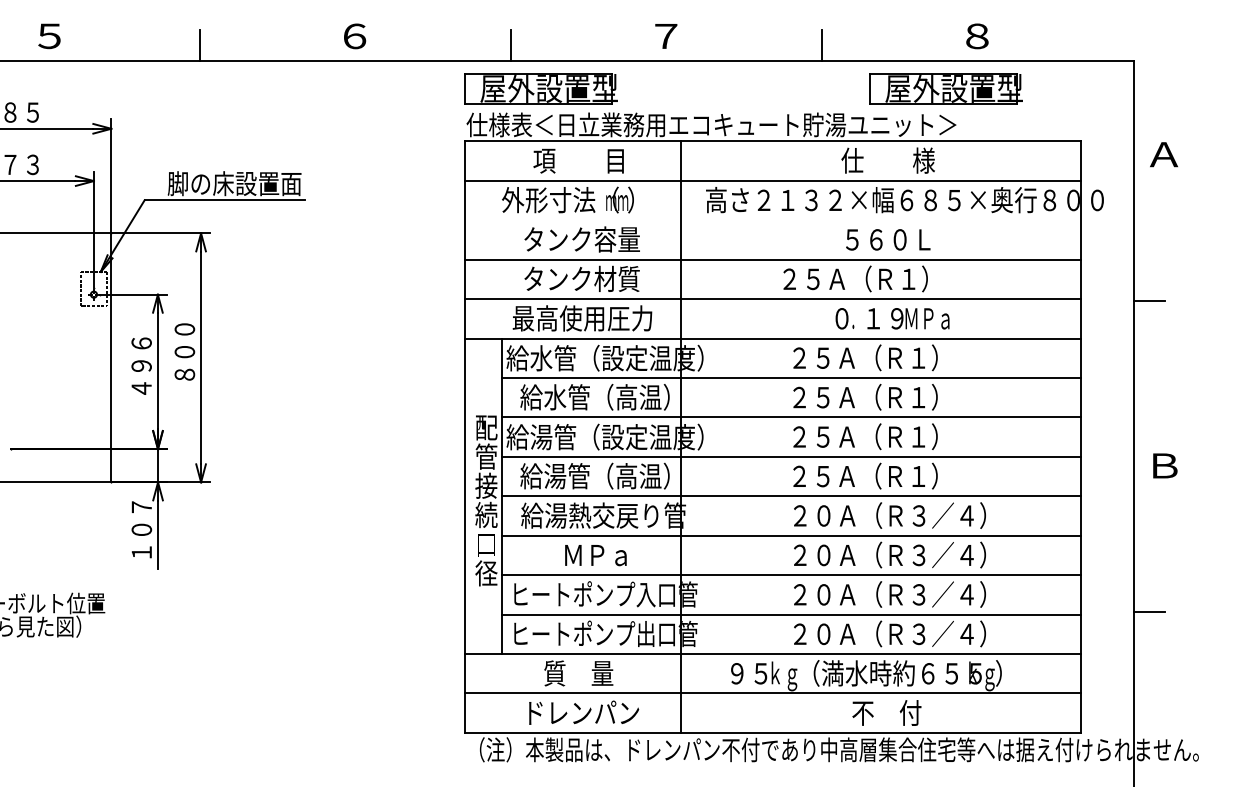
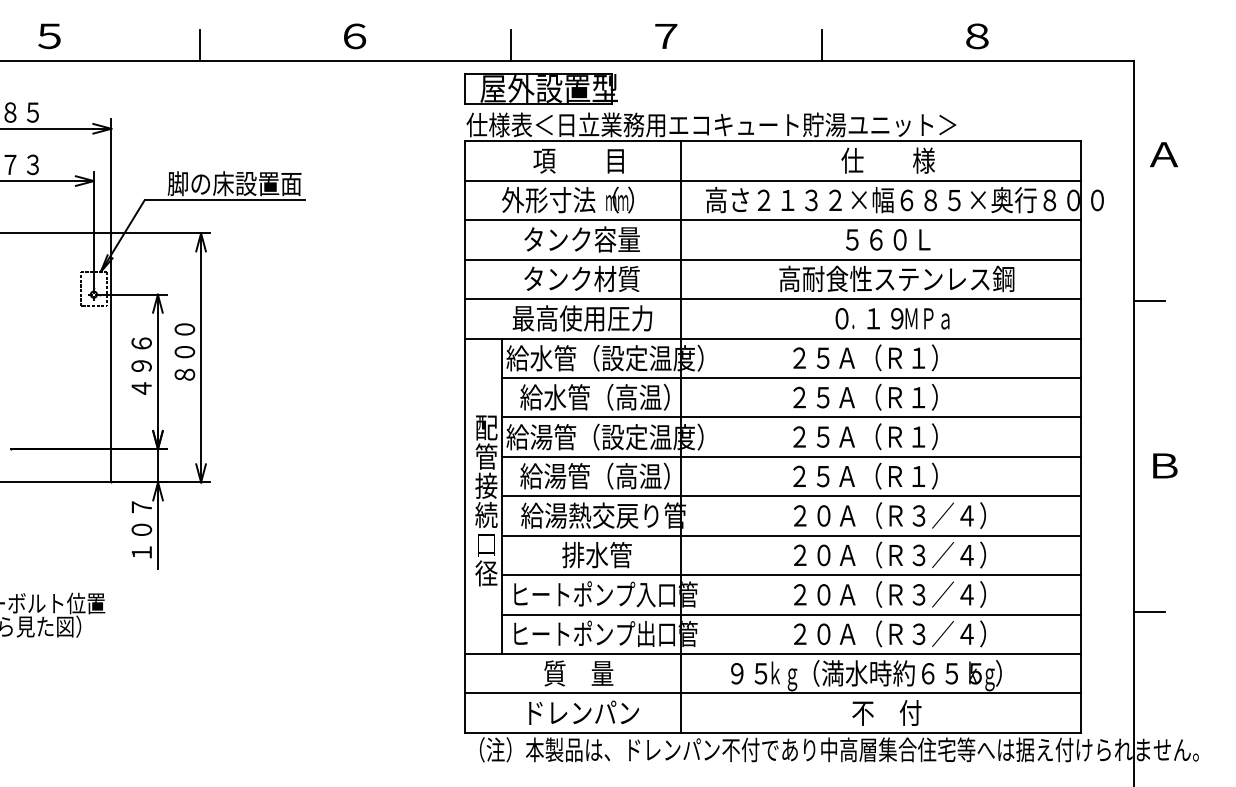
part: present -> none (945, 88)
line: none -> present (772, 220)
text: ２５Ａ（Ｒ１） -> 高耐食性ステンレス鋼 (896, 278)
text: ＭＰａ -> 排水管 (596, 555)
